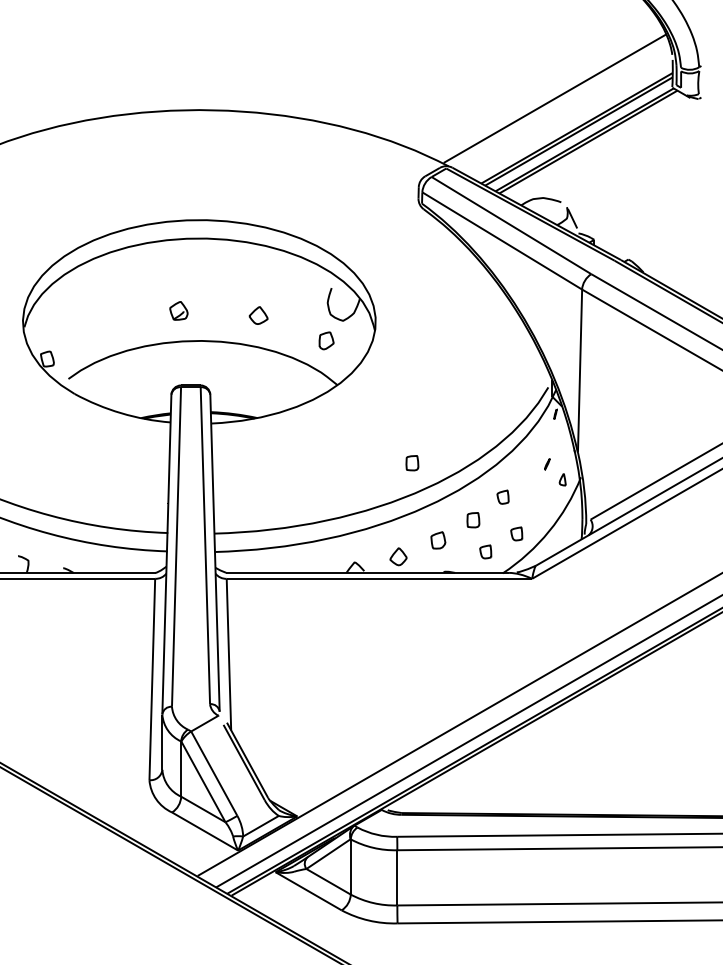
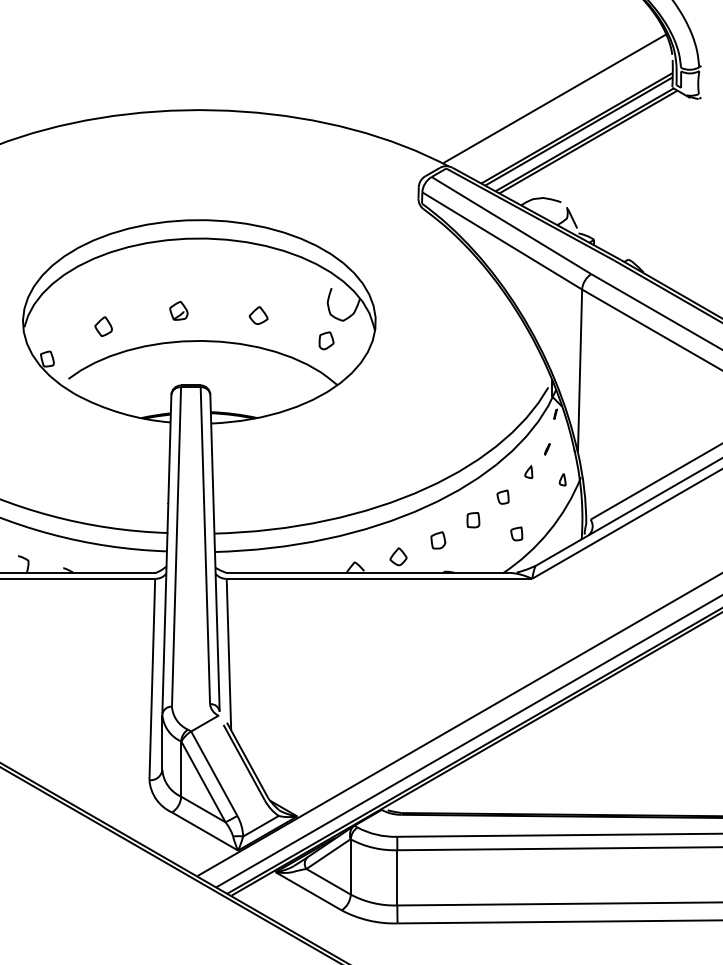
part: none -> present (103, 326)
part: present -> none (412, 463)
part position: (547, 464) -> (547, 449) (547, 449)
part: none -> present (528, 472)
part: present -> none (485, 551)
